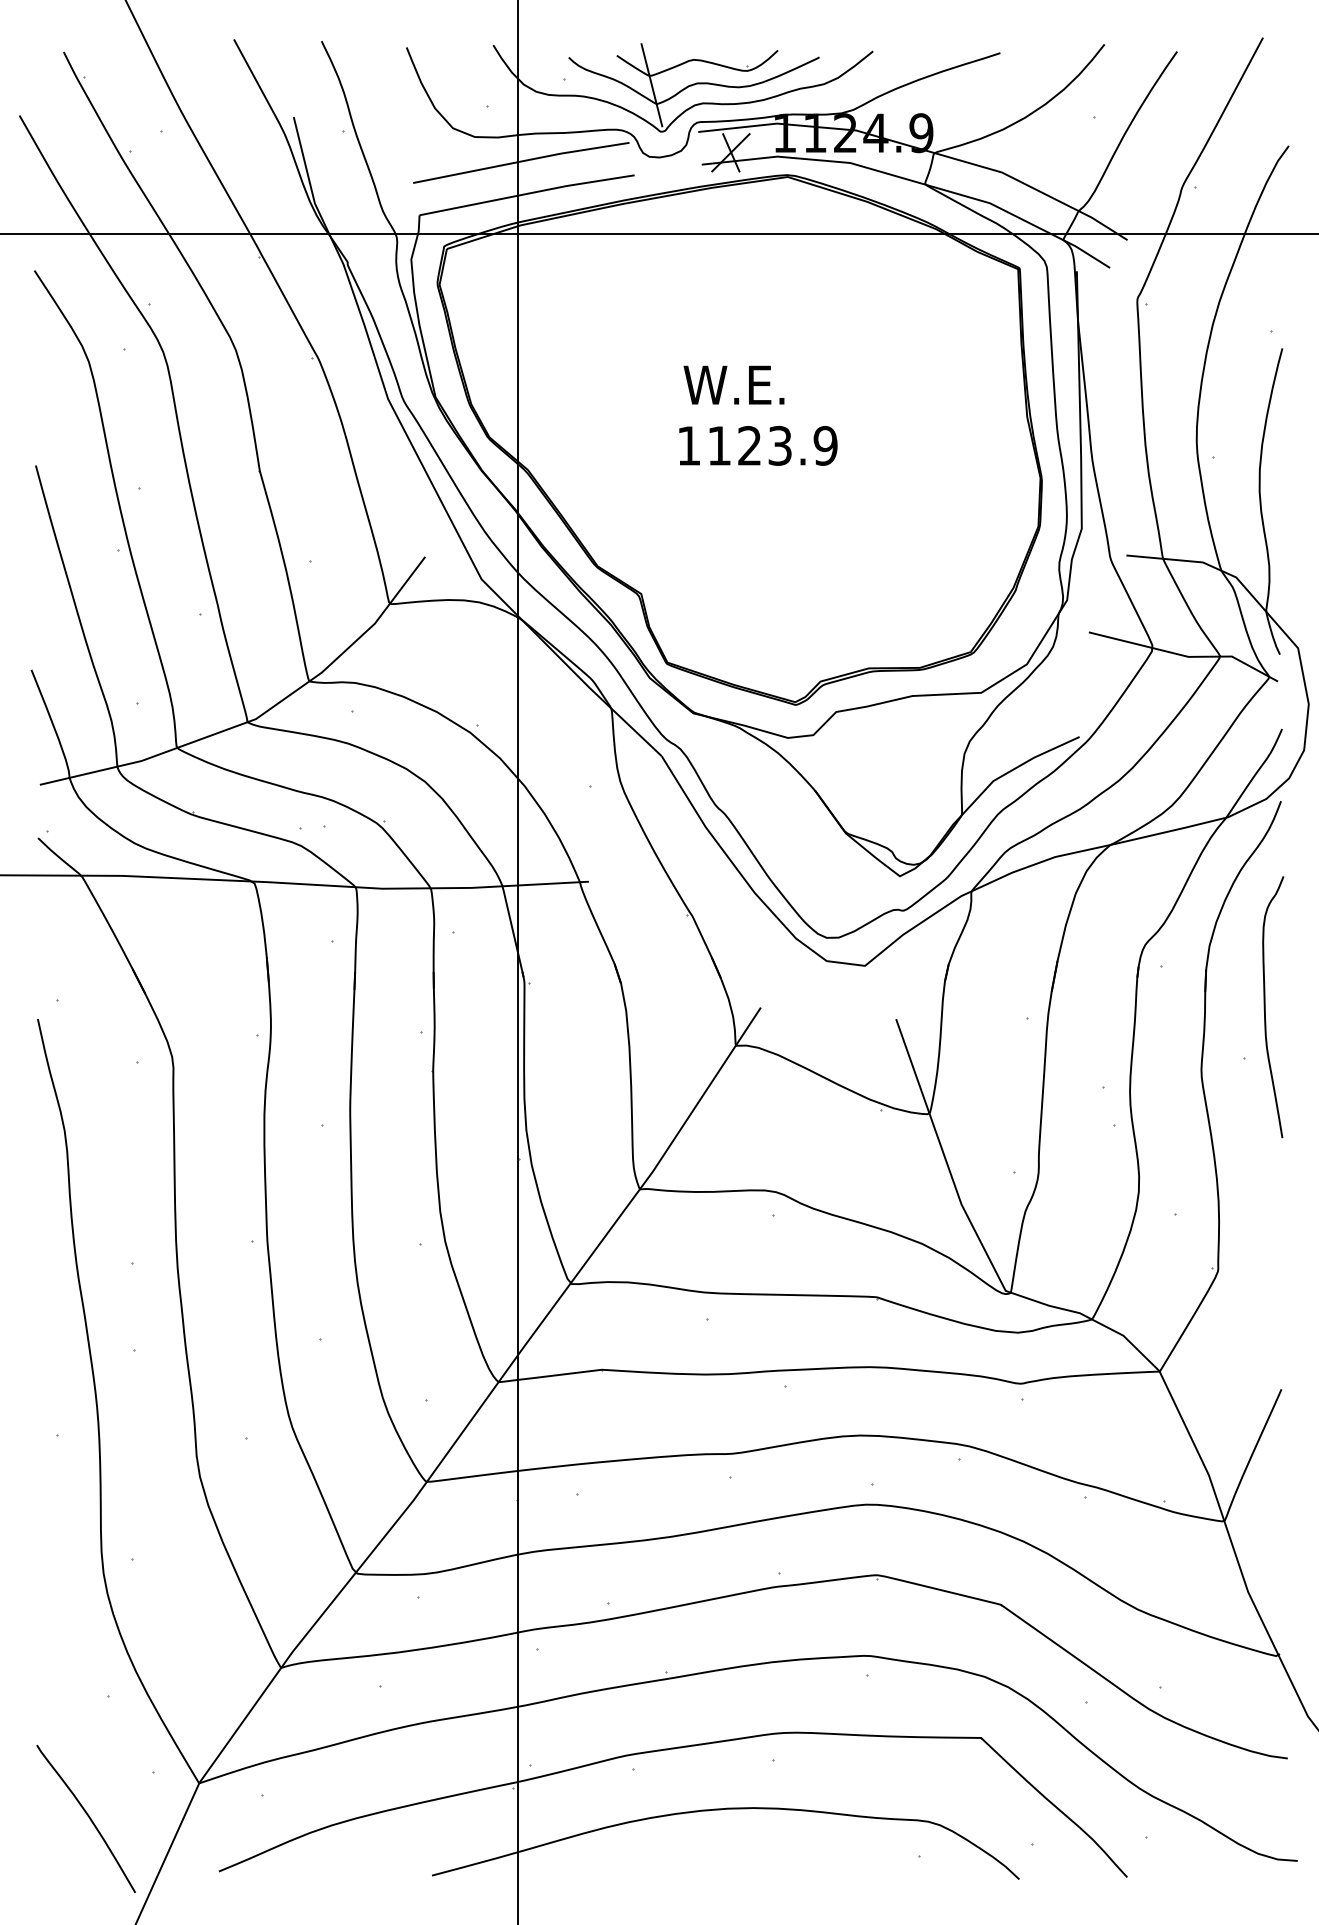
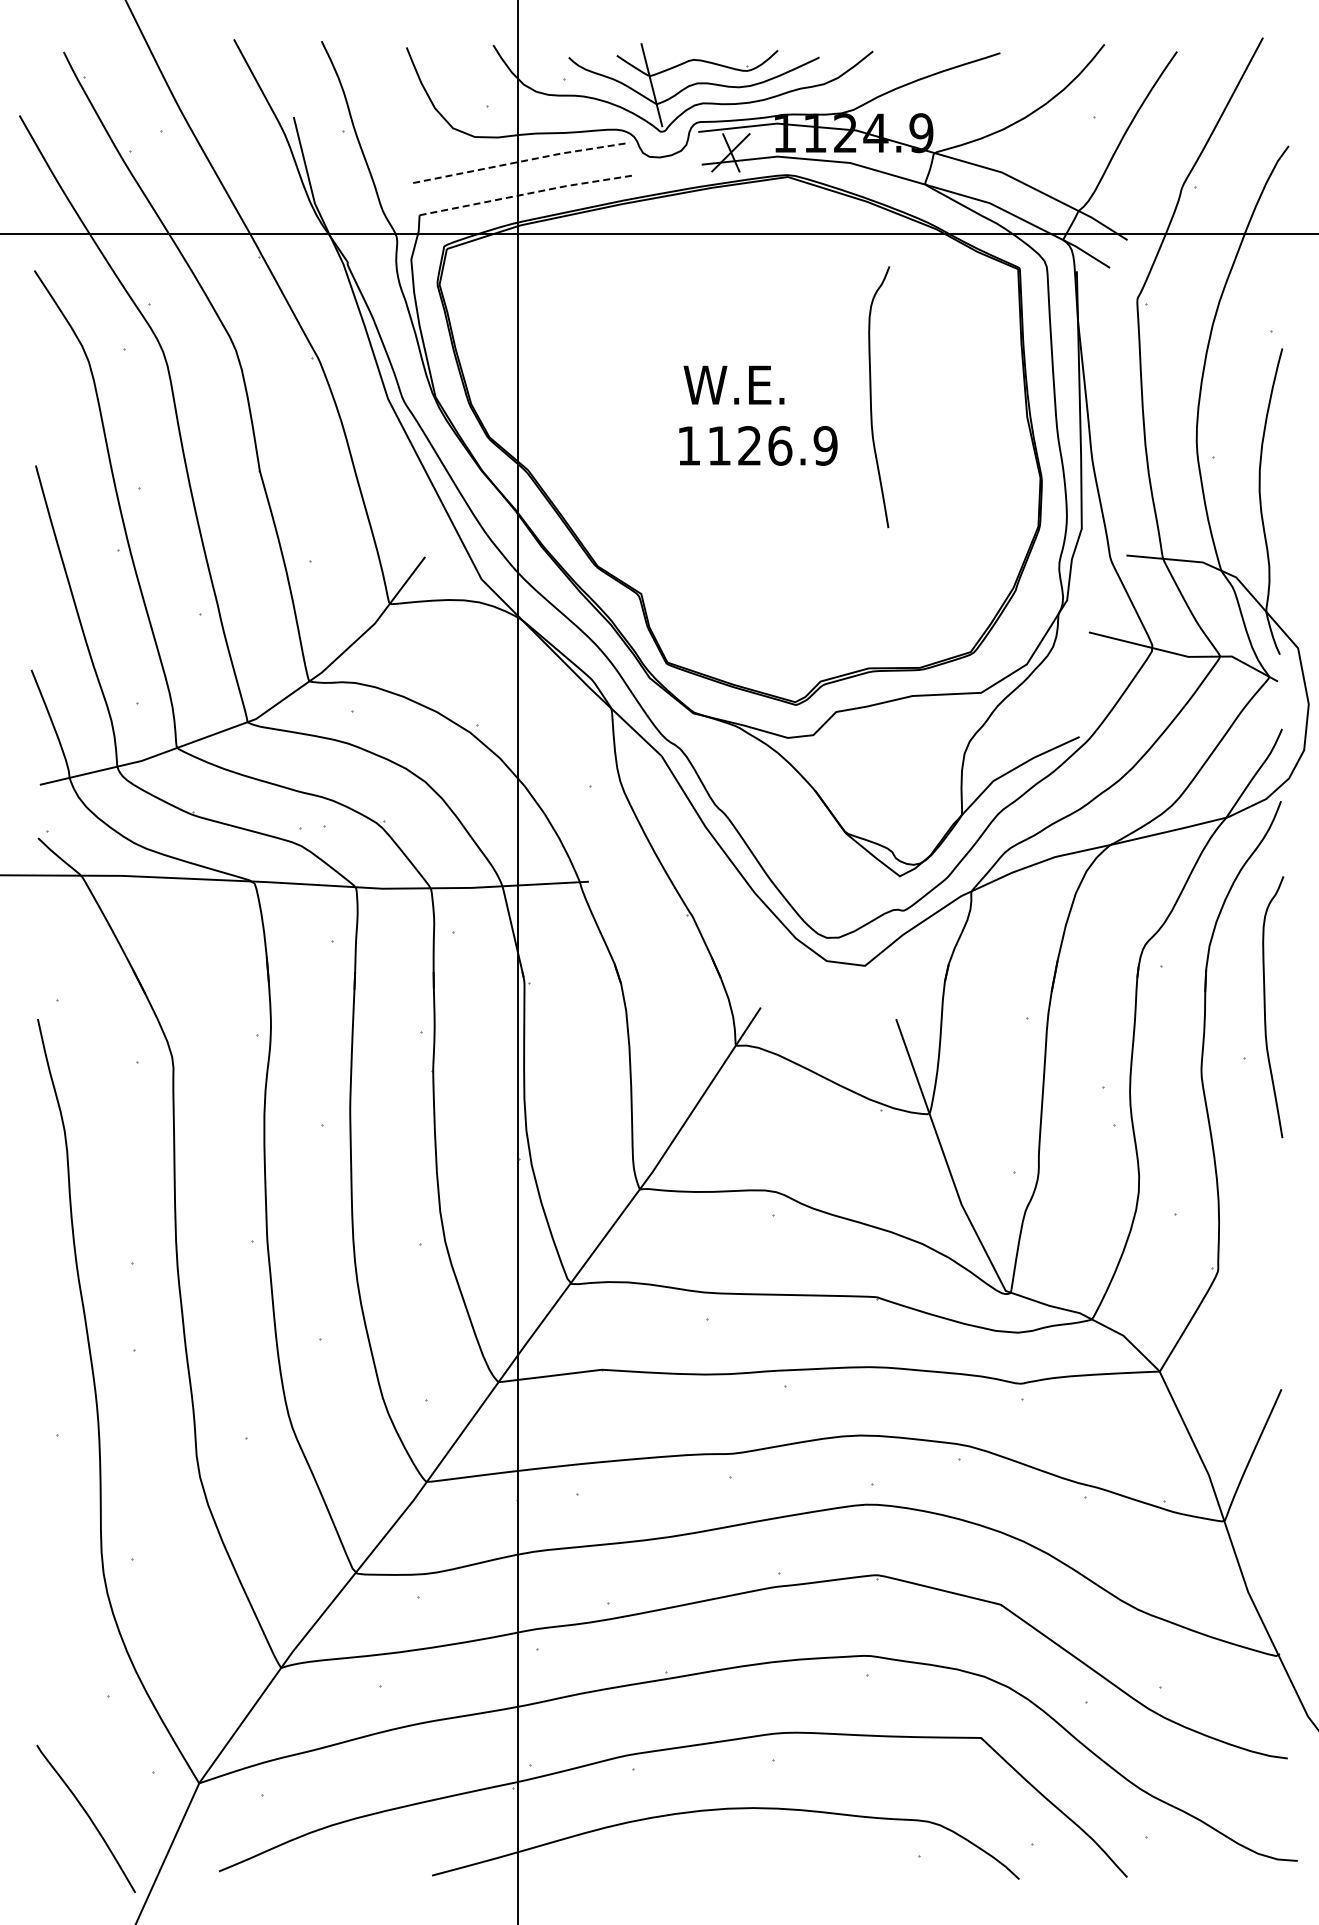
line: solid -> dashed (521, 161)
line: solid -> dashed (527, 193)
curve: none -> present (871, 397)
text: 1123.9 -> 1126.9 (780, 445)
